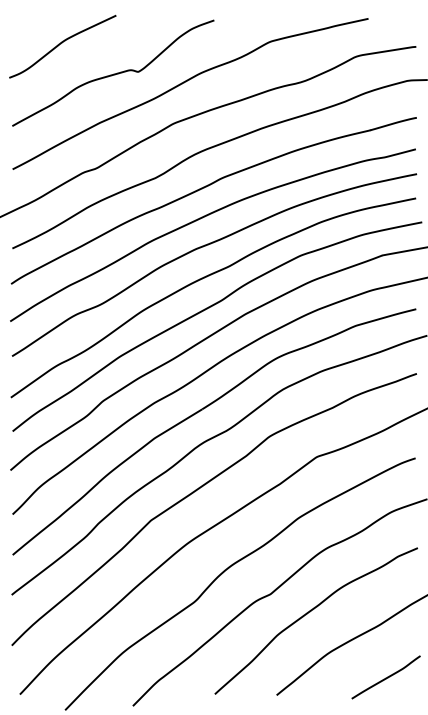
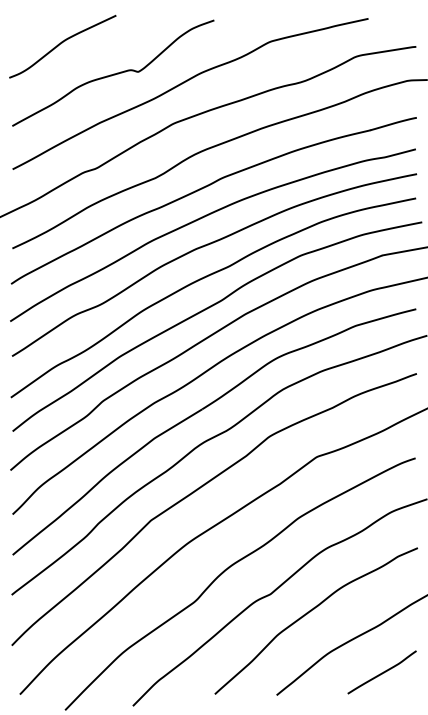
curve position: (385, 677) -> (381, 672) (381, 672)
